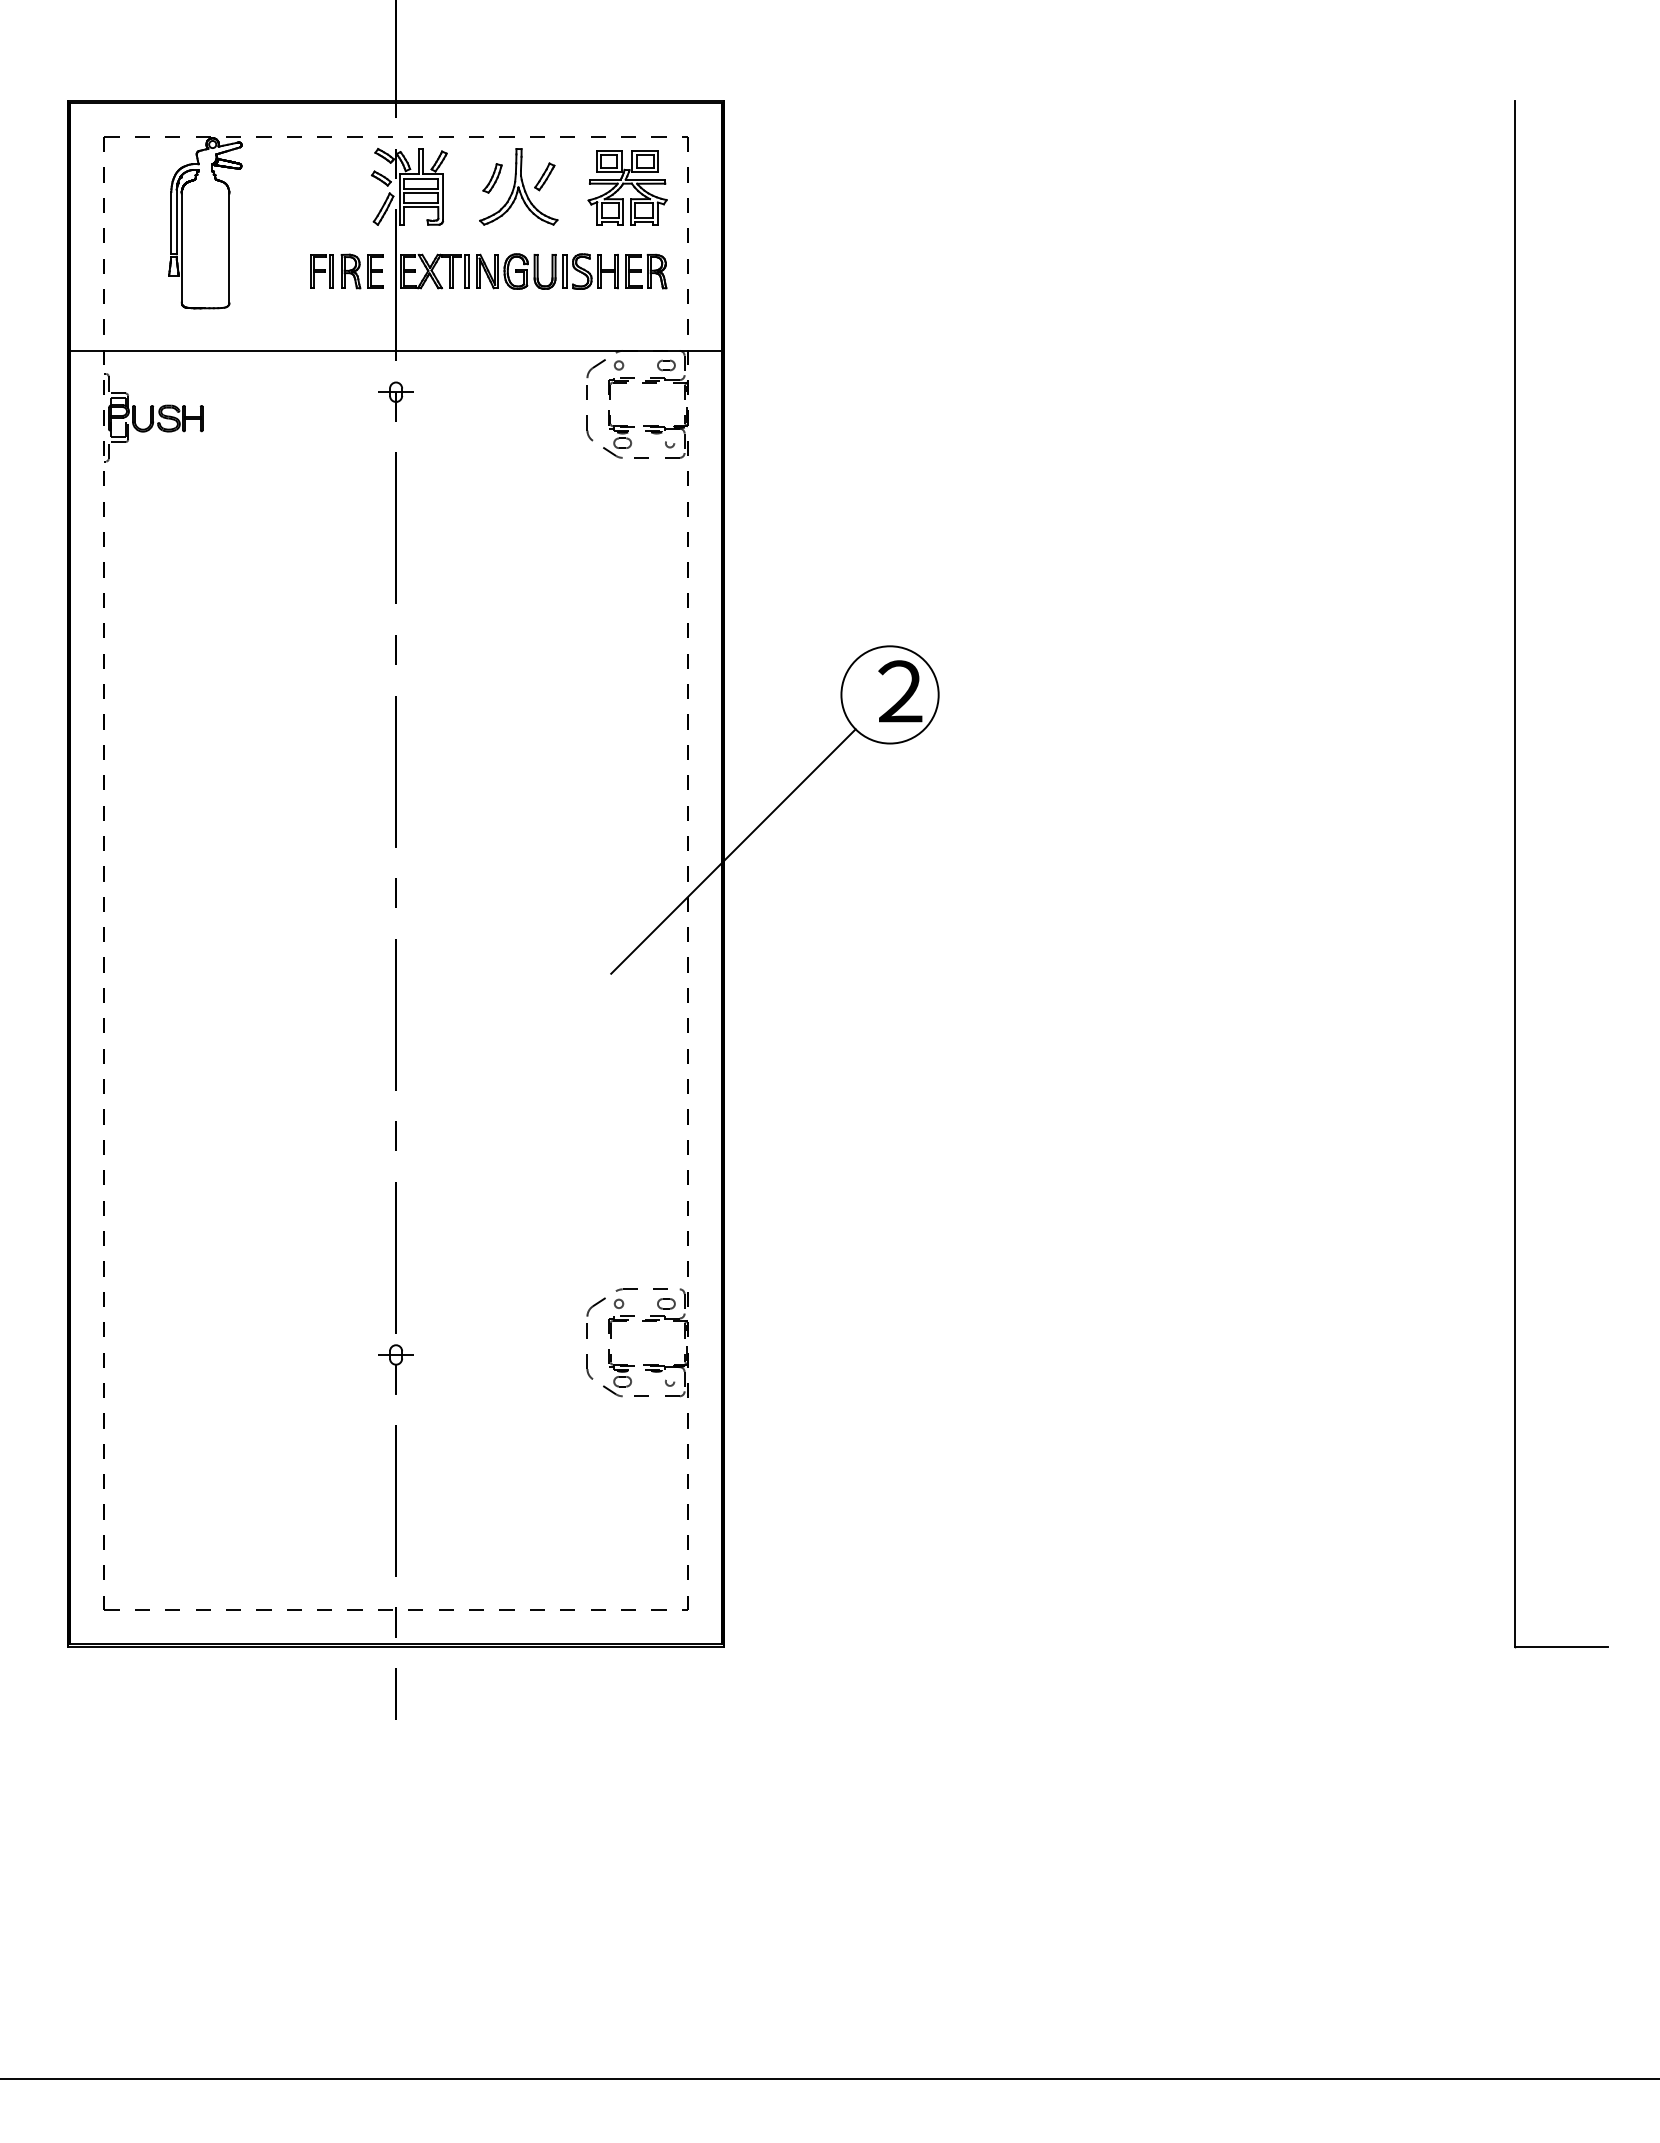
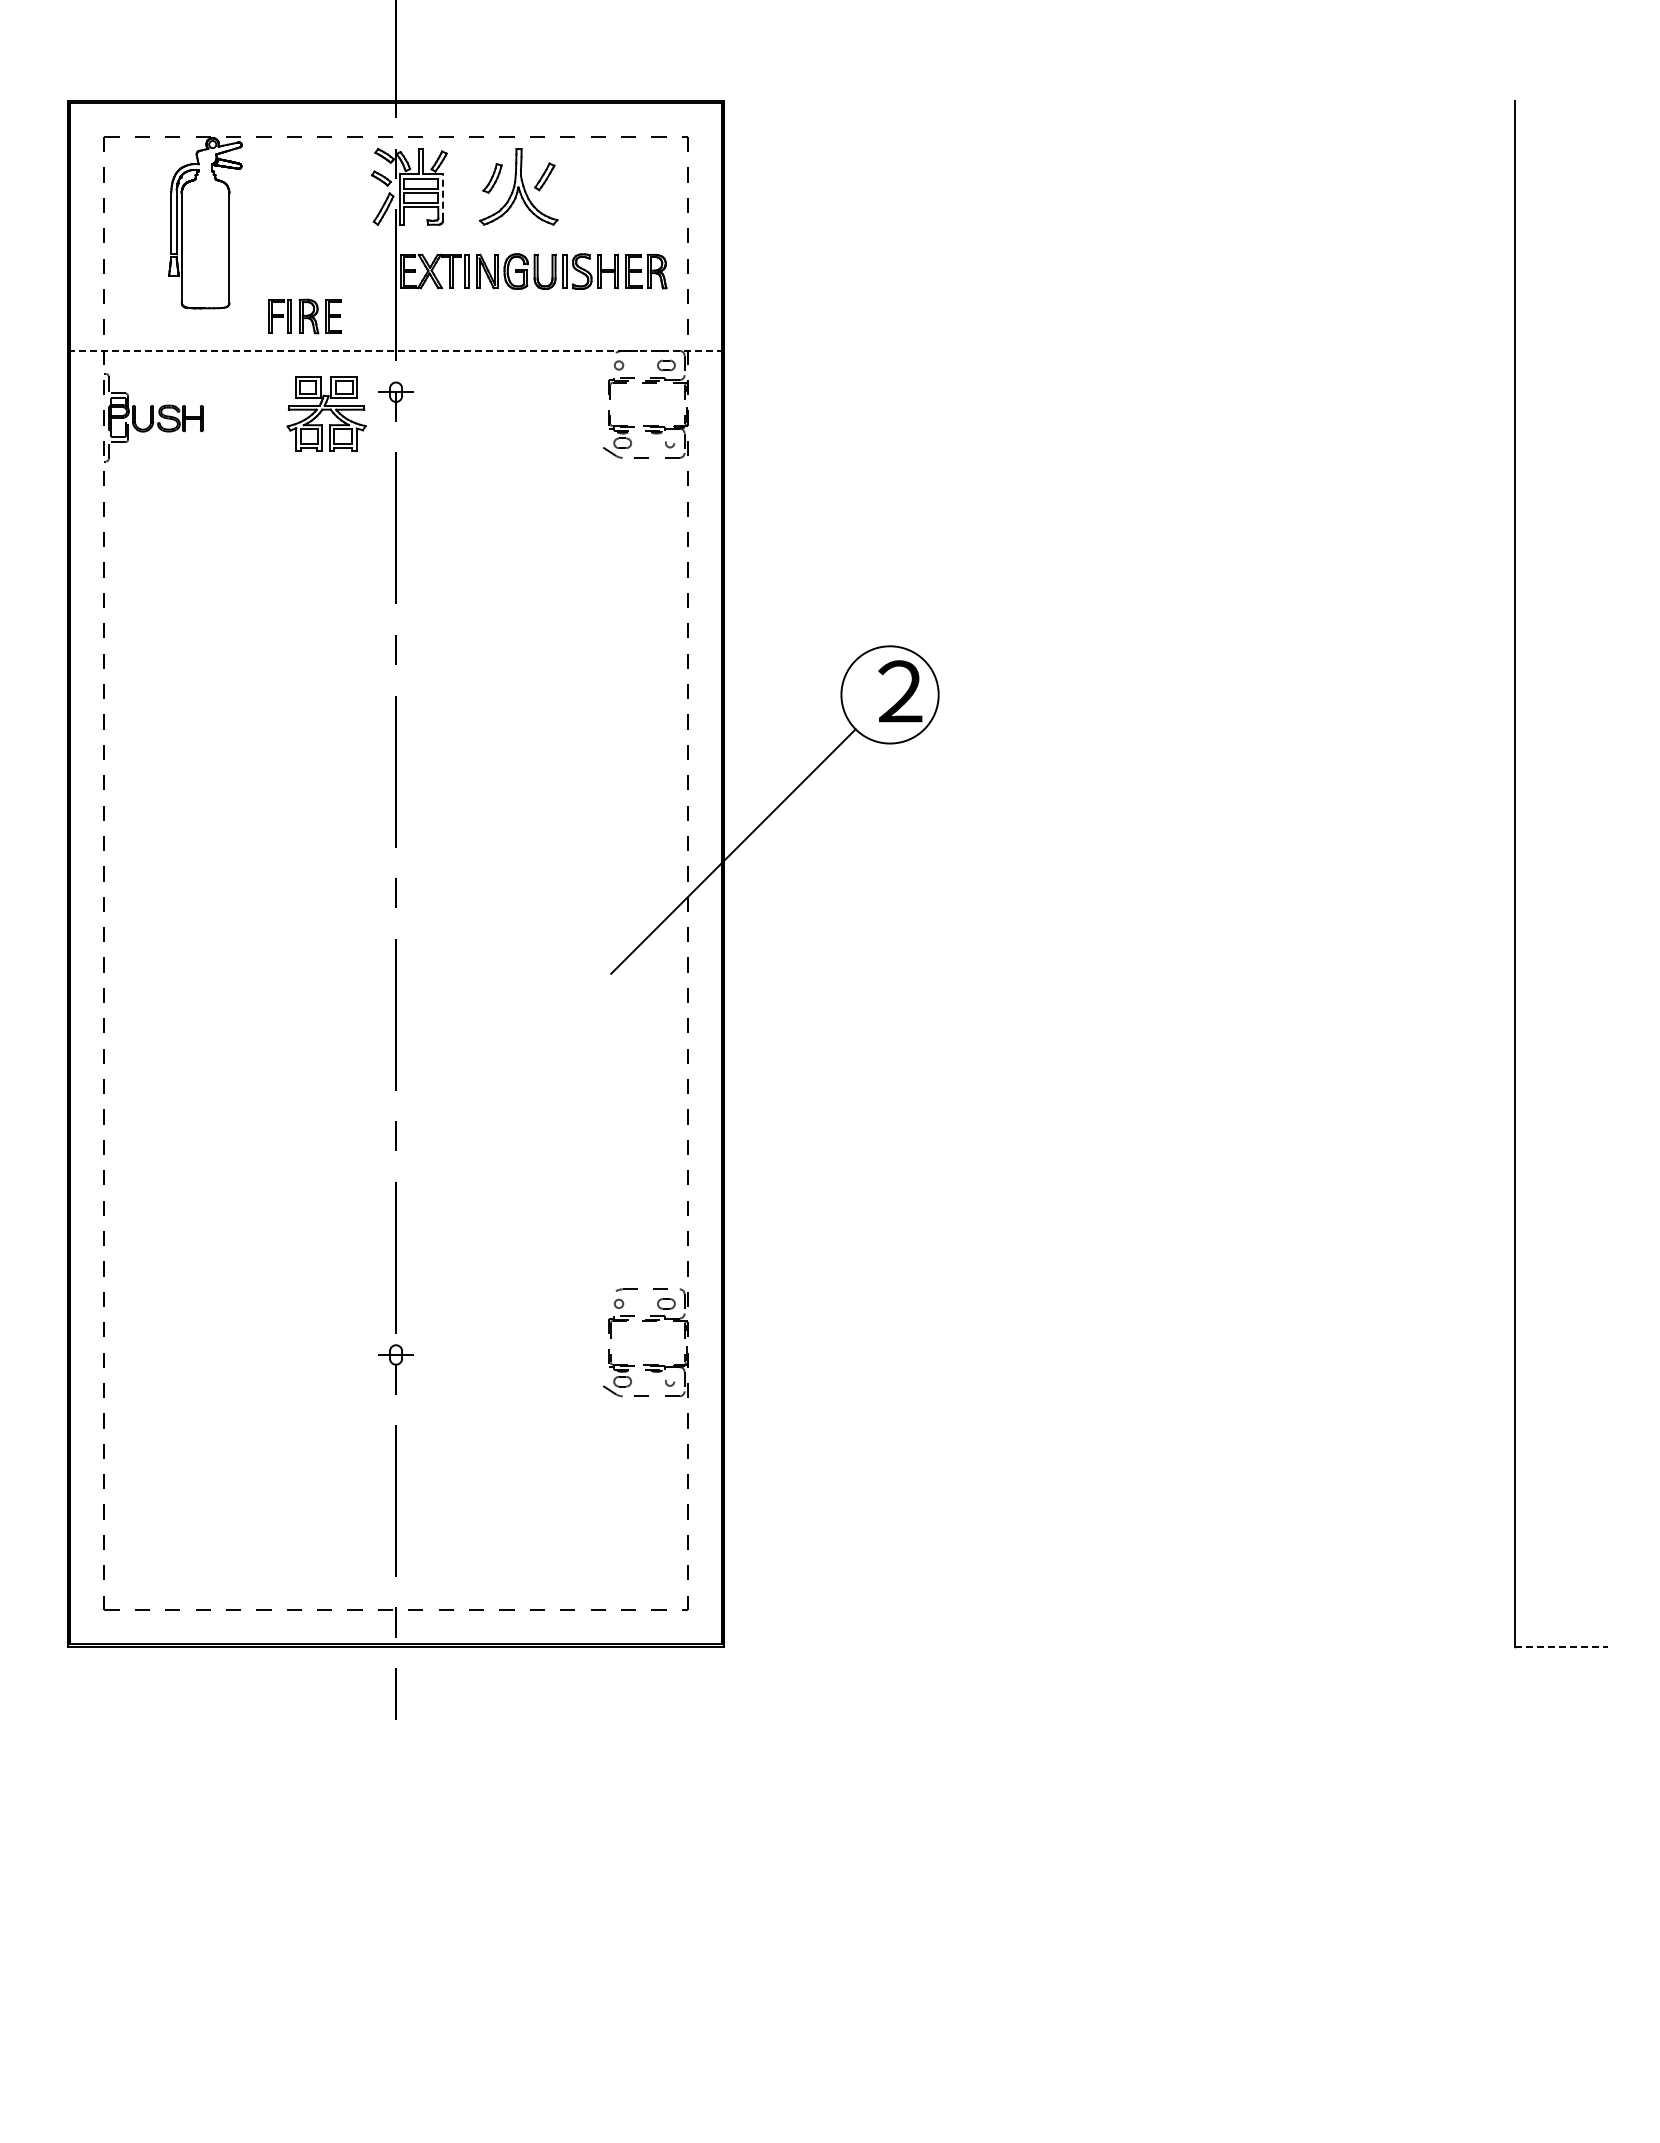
part position: (627, 187) -> (326, 413) (326, 413)
line: solid -> dashed (443, 197)
part position: (346, 271) -> (304, 316) (304, 316)
line: solid -> dashed (397, 350)
part: present -> none (587, 399)
part: present -> none (587, 1338)
line: solid -> dashed (1561, 1646)
line: present -> none (829, 2078)
